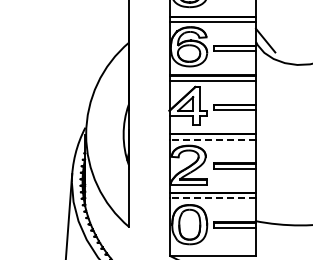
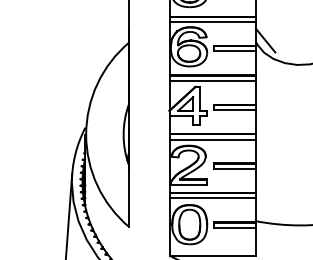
line: dashed -> solid (212, 139)
line: dashed -> solid (212, 198)
